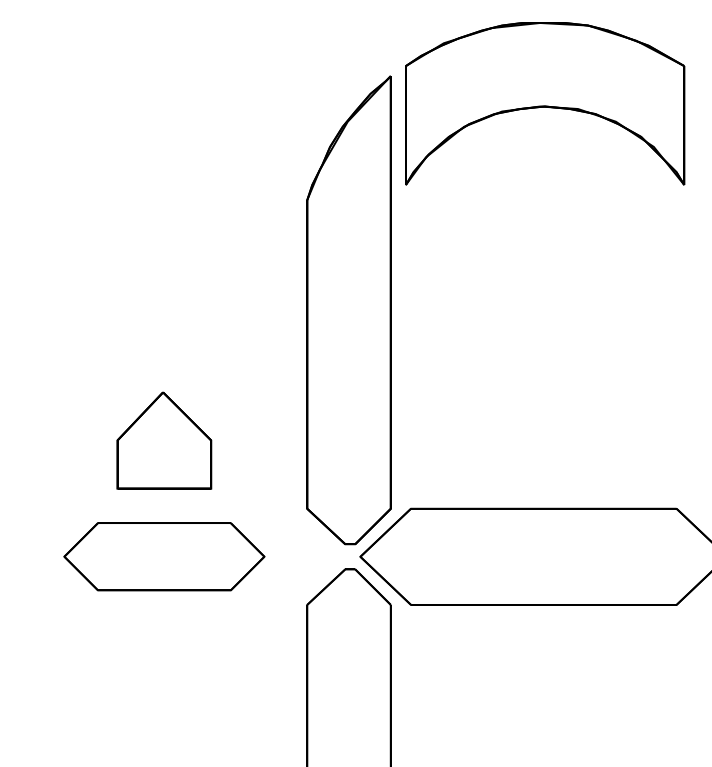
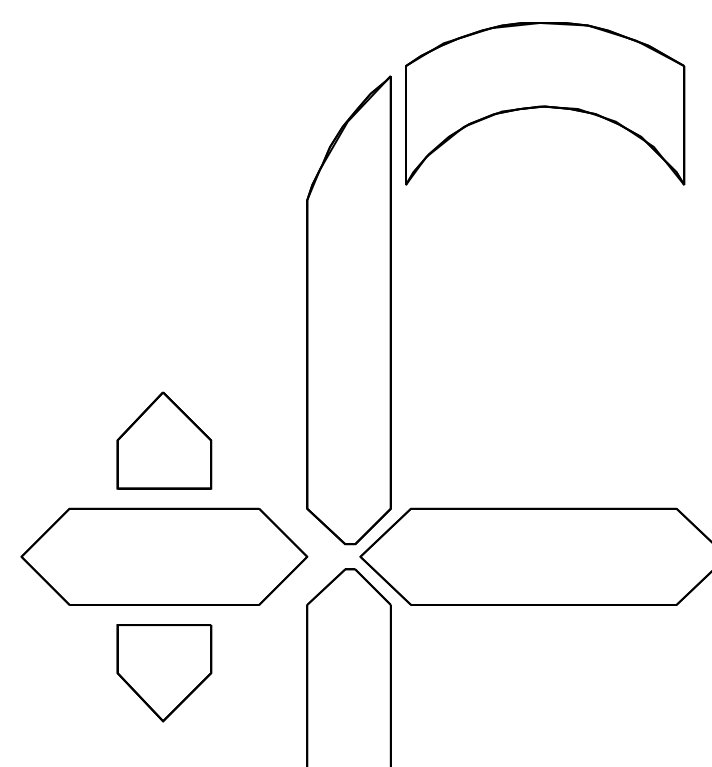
part size: 203x70 px -> 289x99 px (164, 556)
part: none -> present (164, 673)
